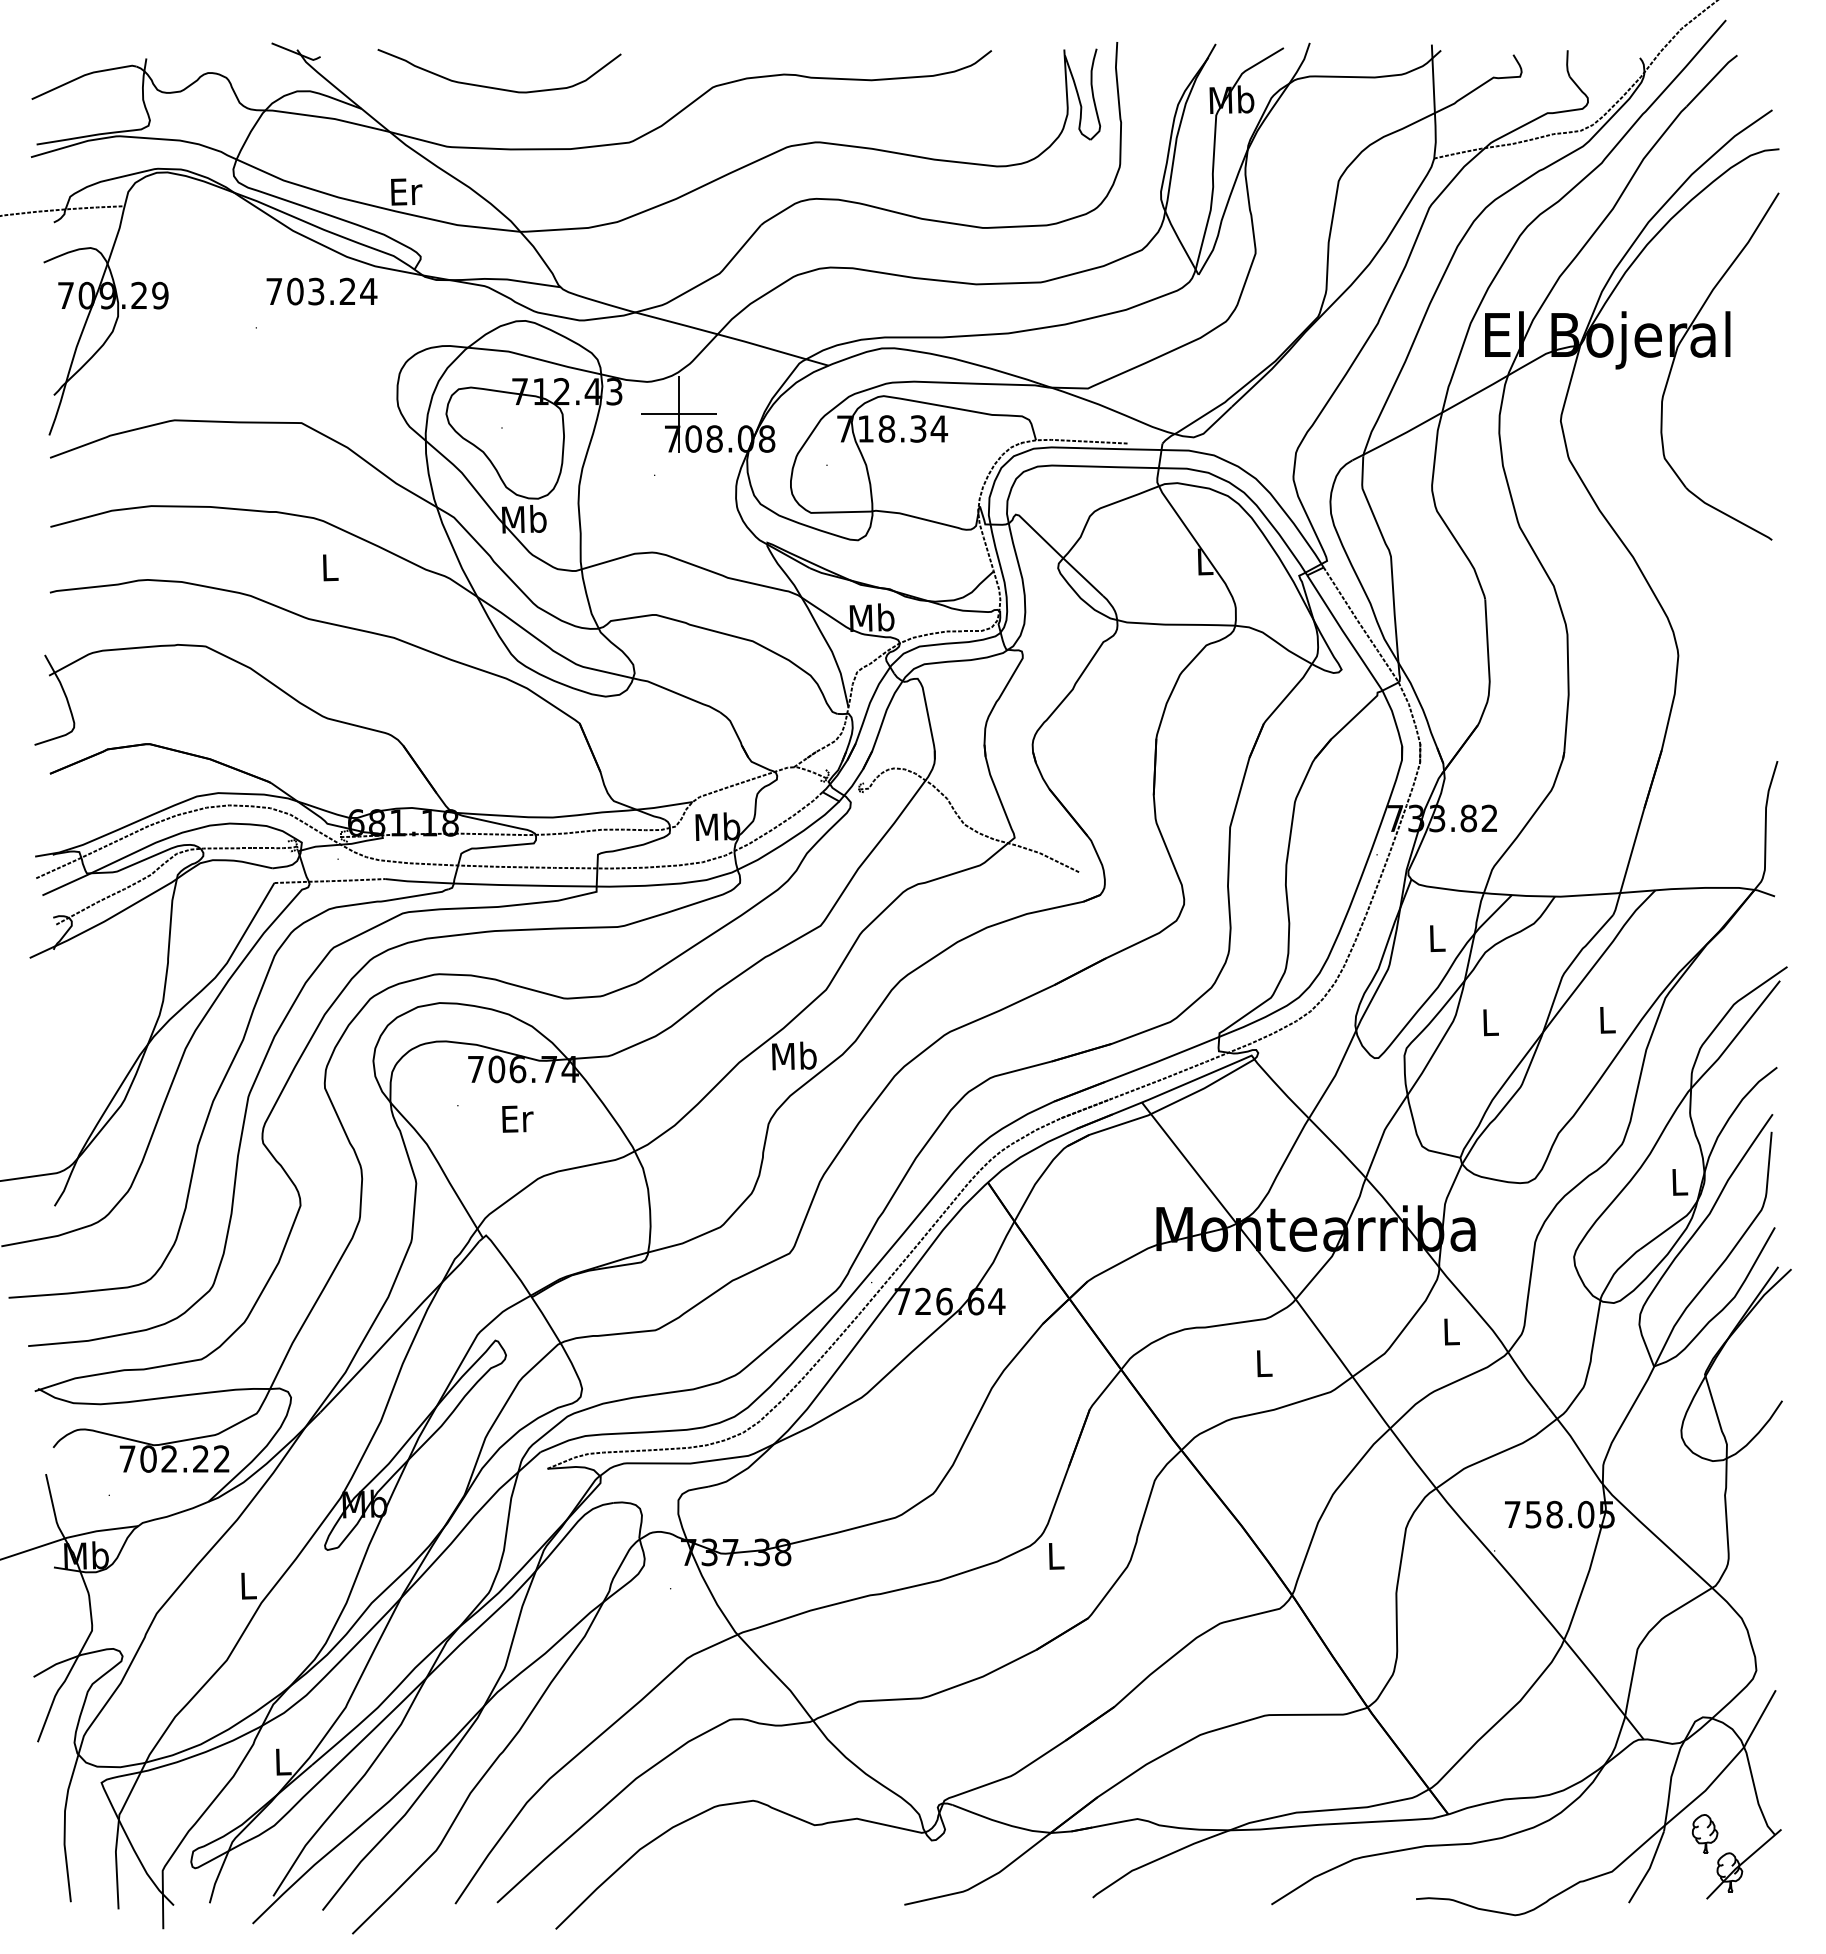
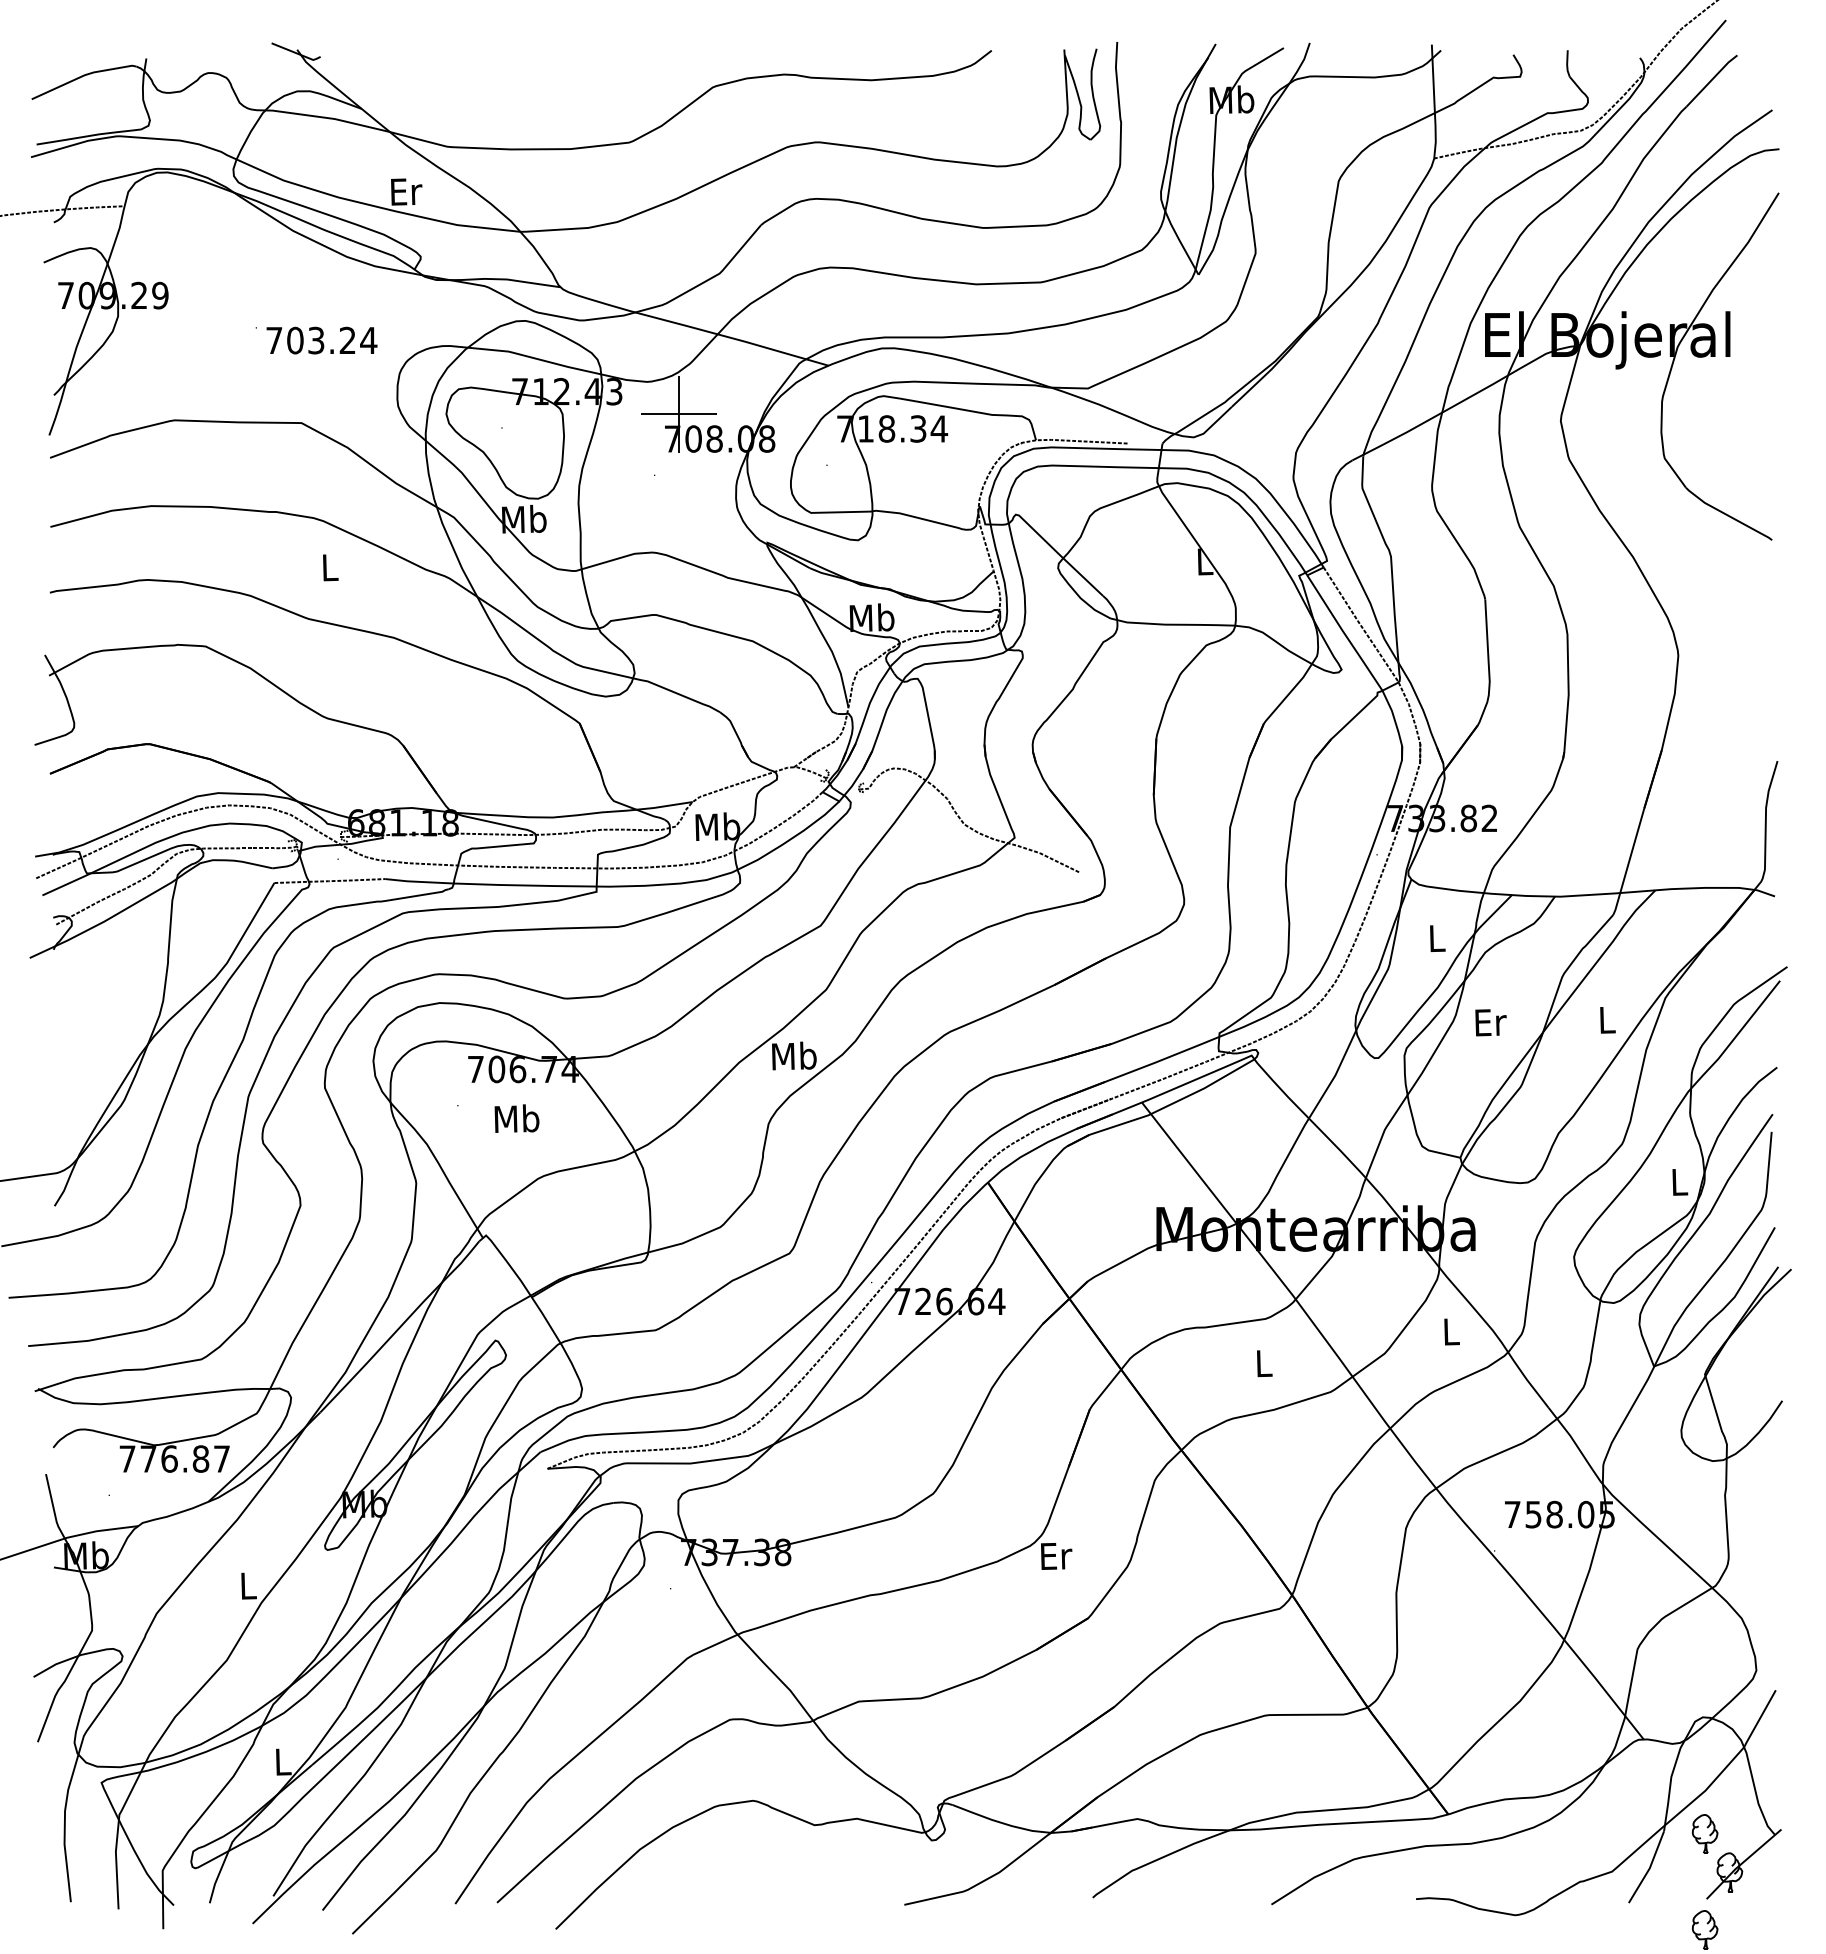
curve: present -> none (496, 87)
text position: (321, 291) -> (321, 340) (321, 340)
text: L -> Er (1490, 1022)
text: Er -> Mb (516, 1118)
text: 702.22 -> 776.87 (184, 1458)
text: L -> Er (1056, 1556)
part: none -> present (1705, 1929)
